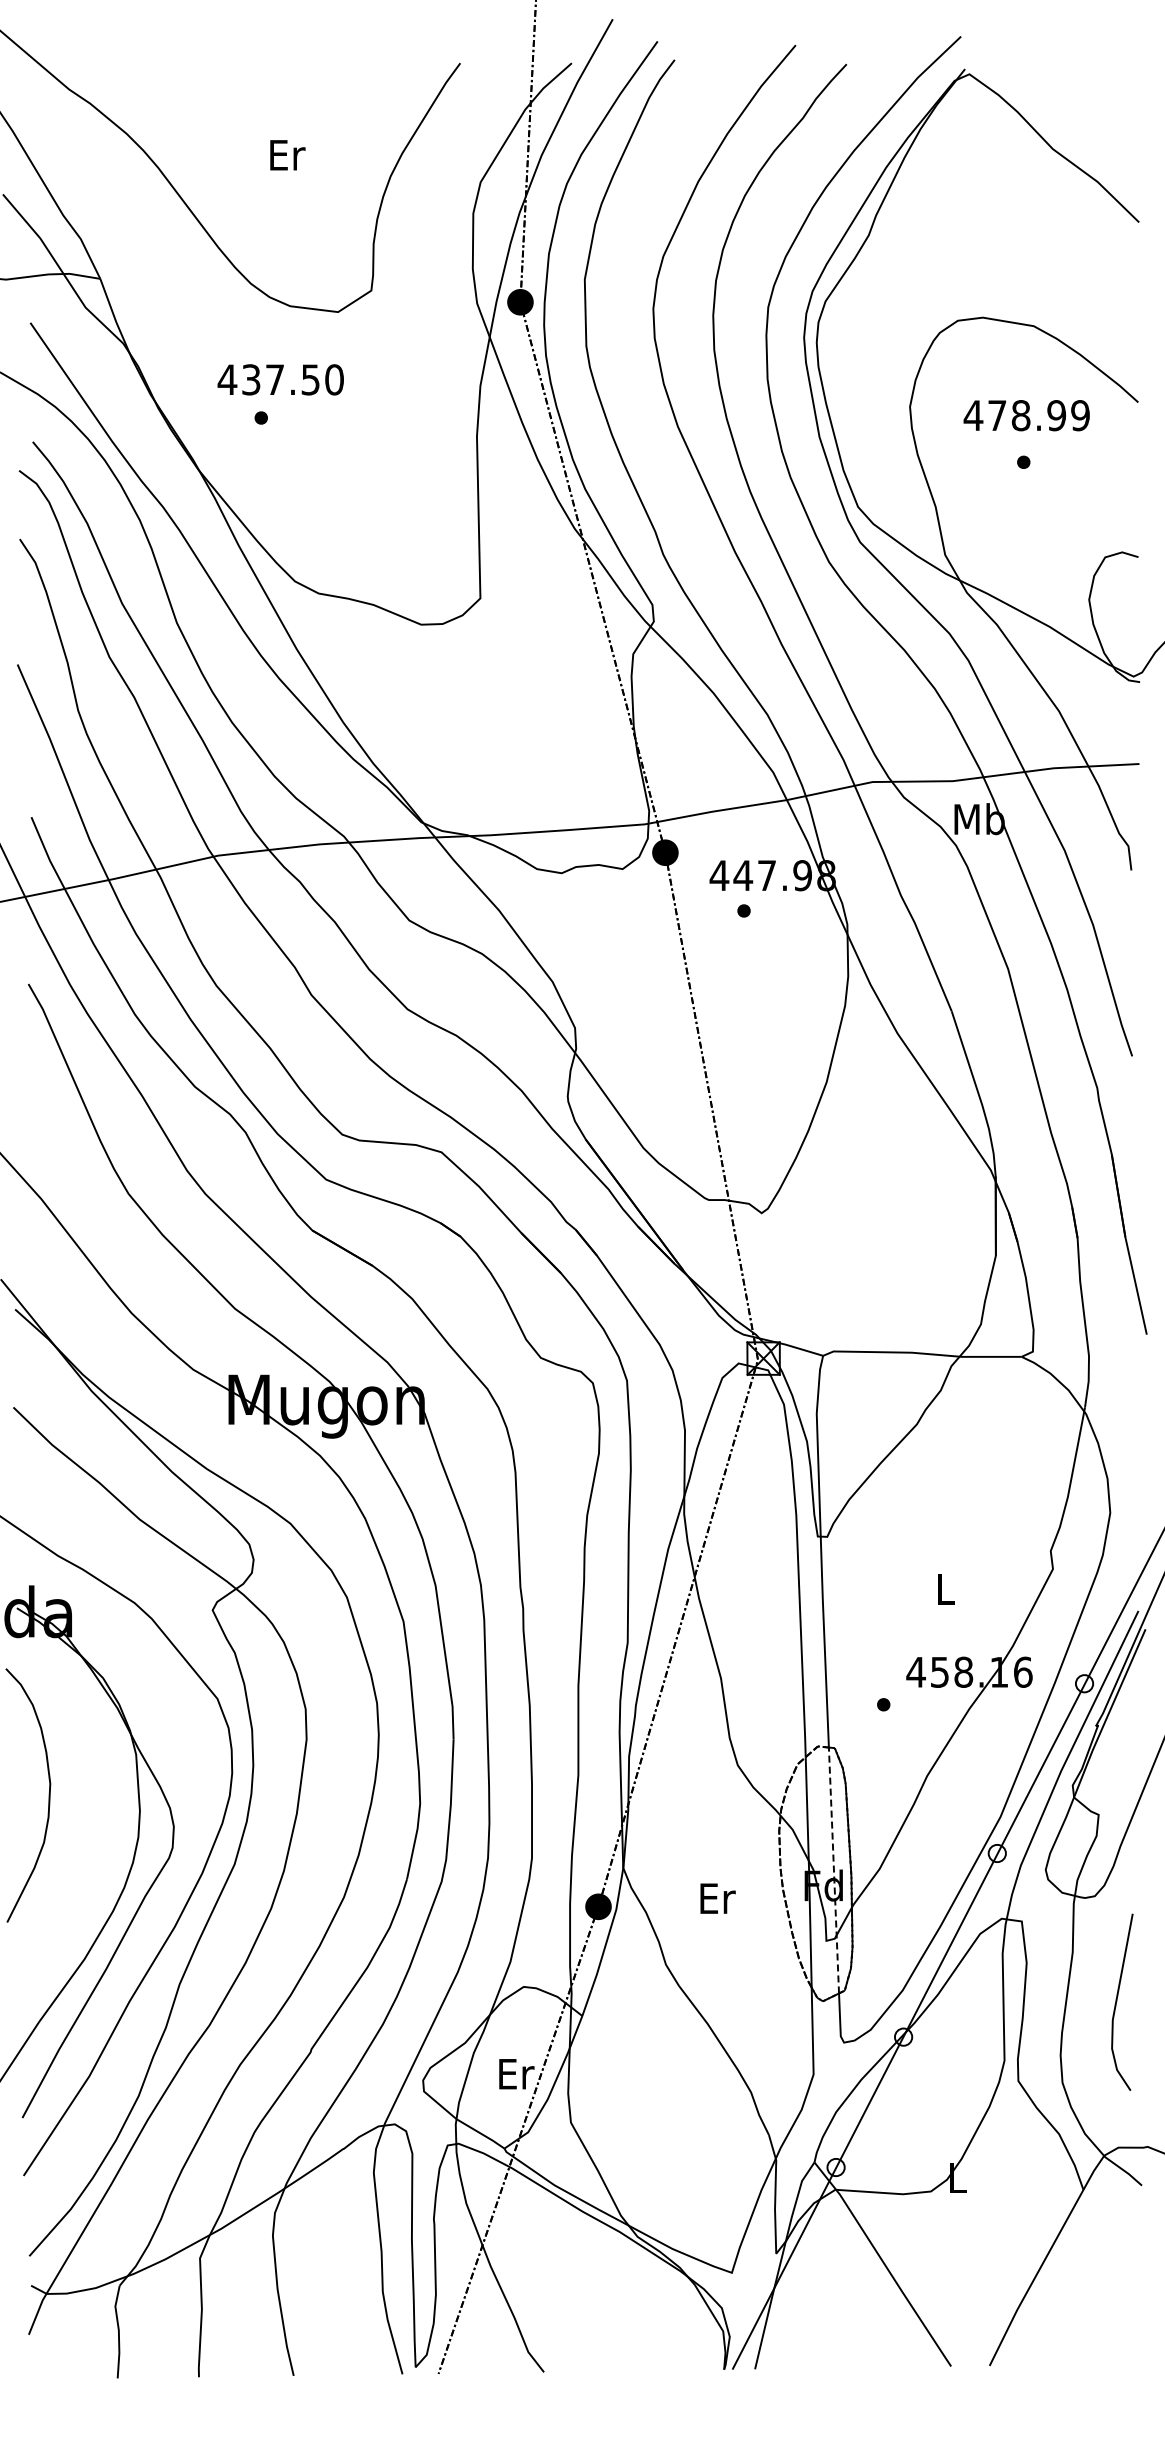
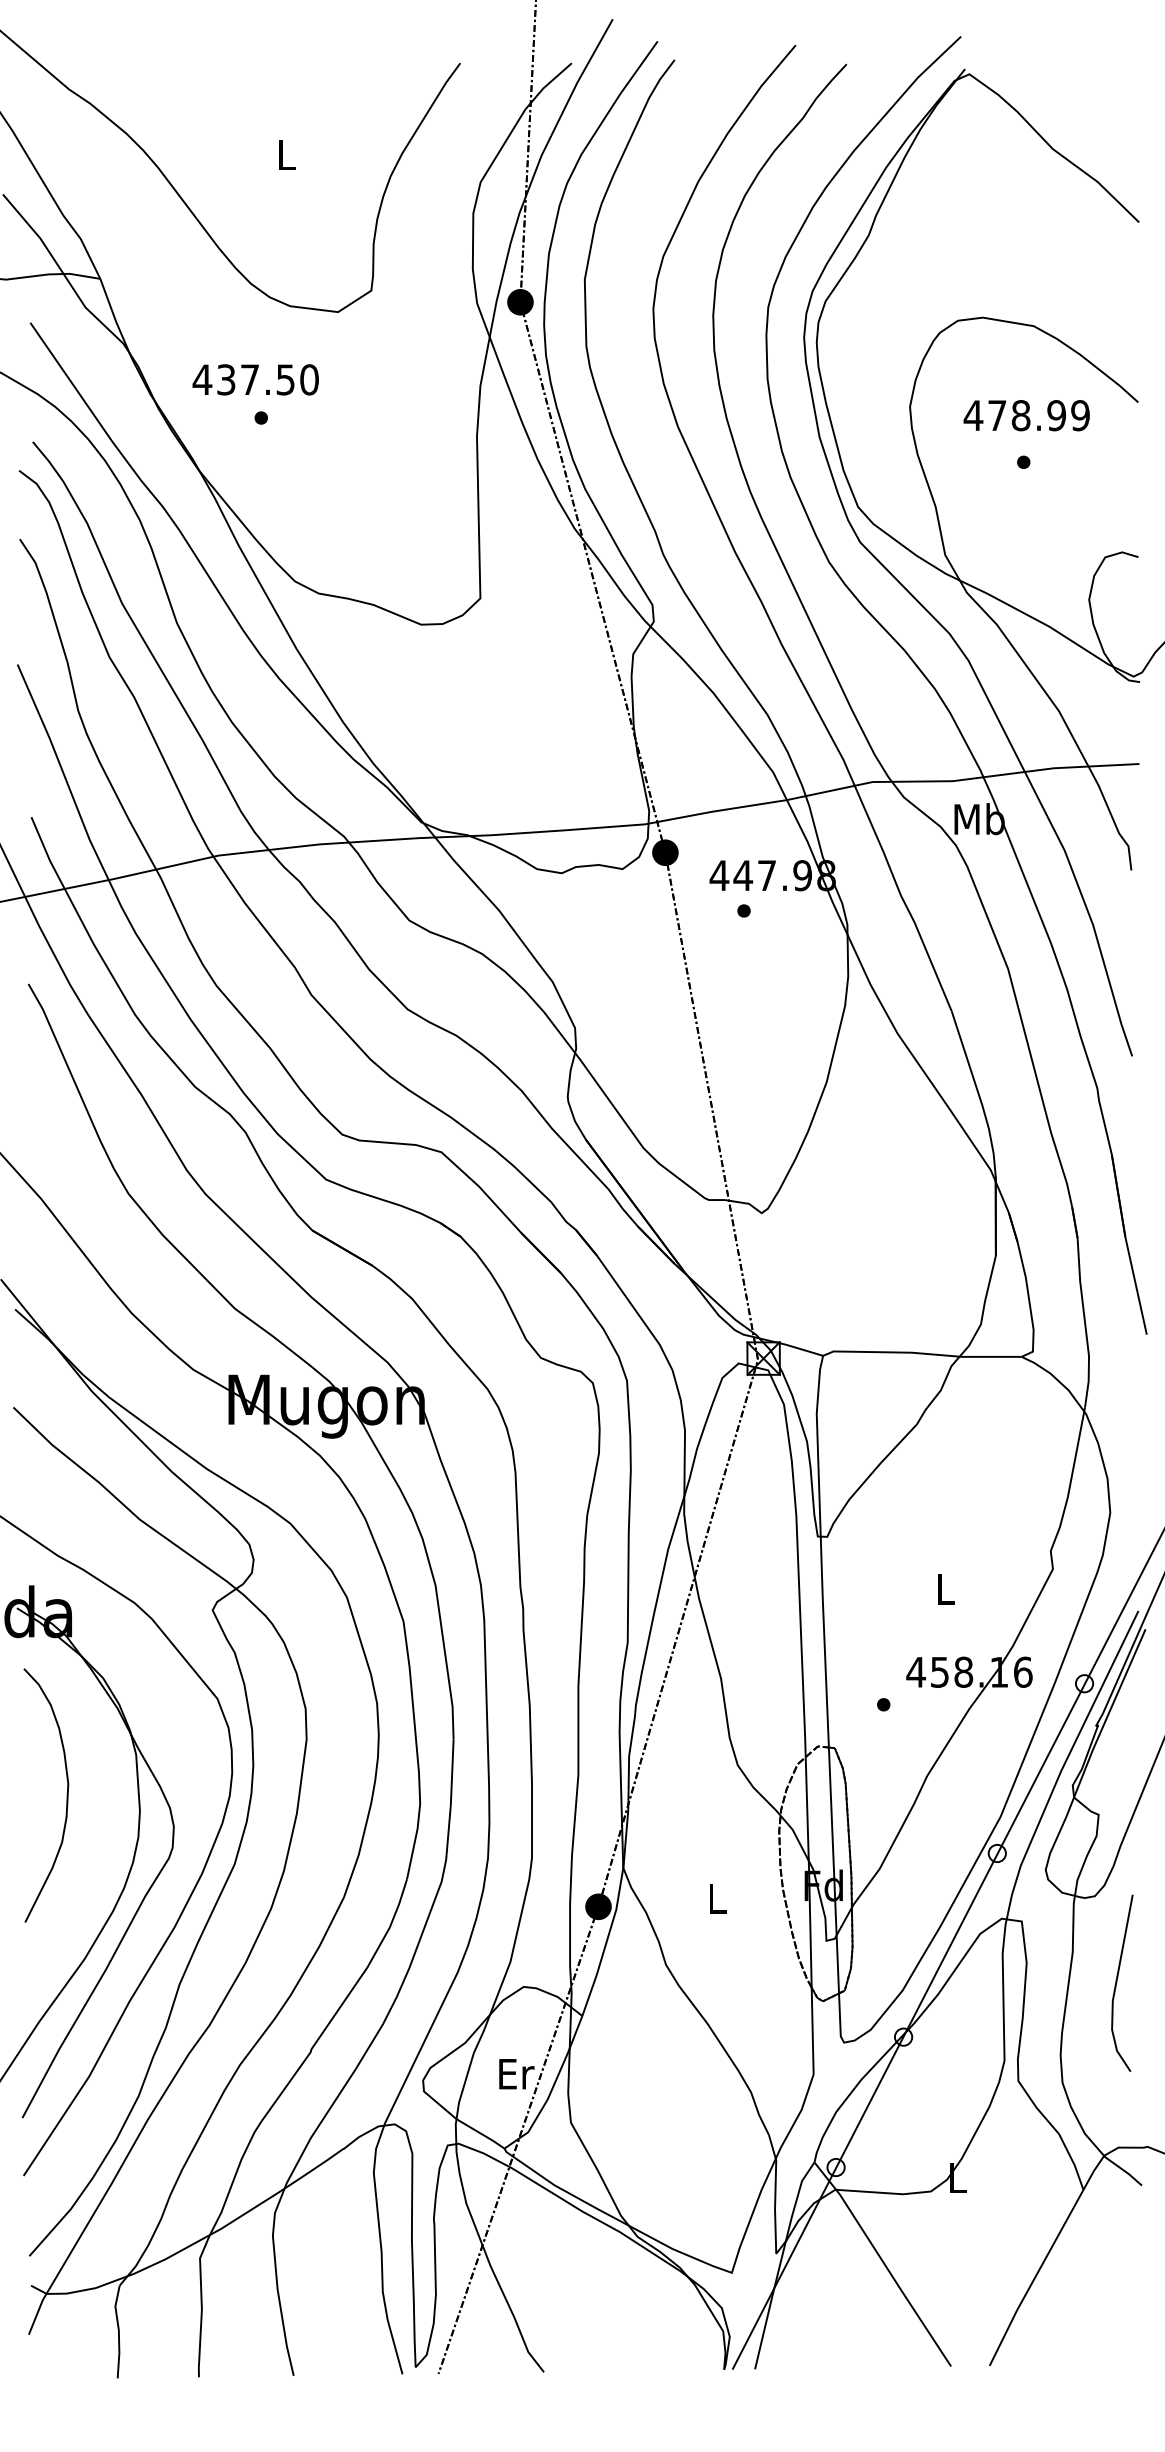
text: Er -> L (287, 155)
text position: (280, 379) -> (255, 379) (255, 379)
curve position: (48, 1795) -> (66, 1795) (66, 1795)
line: dashed -> solid (833, 1870)
text: Er -> L (717, 1898)
line position: (1117, 2001) -> (1117, 1982) (1117, 1982)
